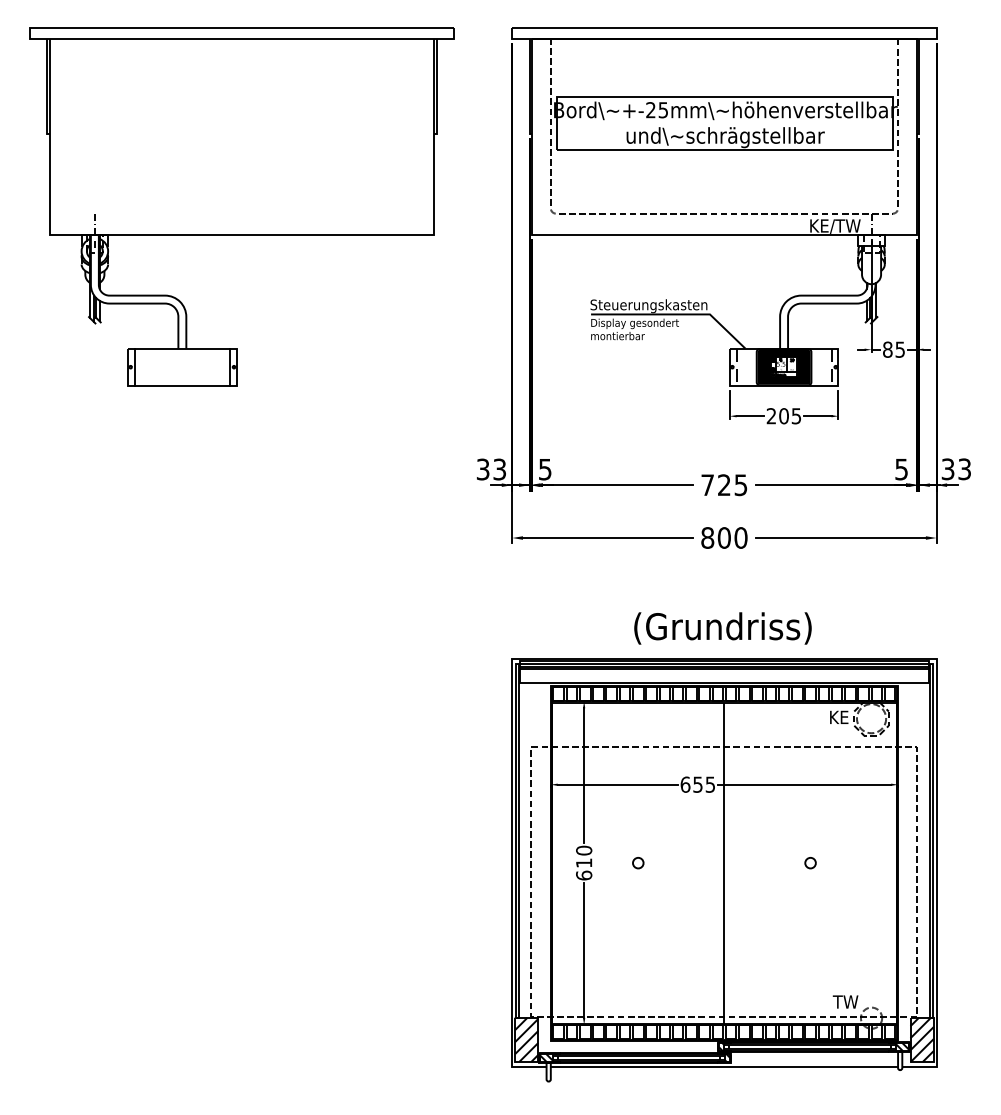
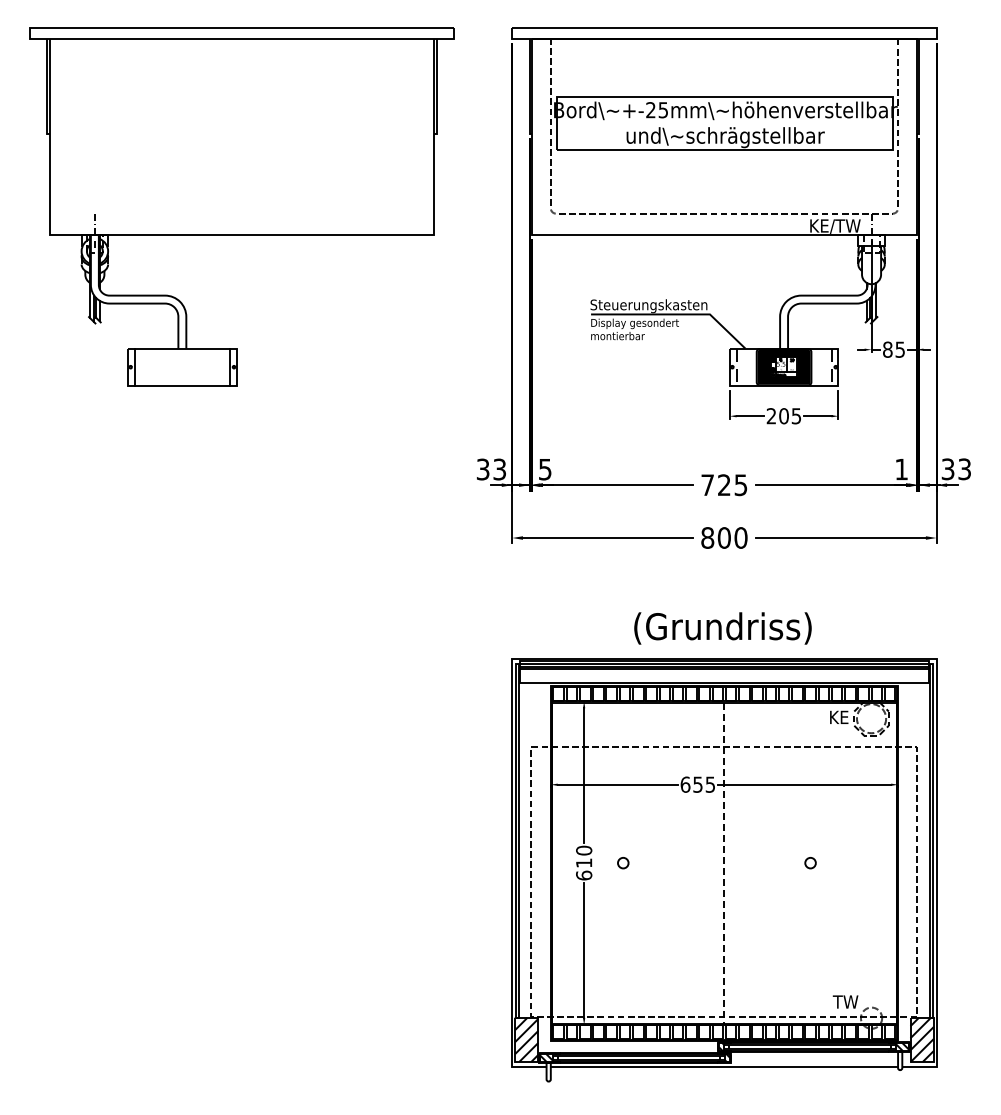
text: 5 -> 1 (901, 469)
circle position: (638, 863) -> (623, 863) (623, 863)
line: solid -> dashed (724, 863)
